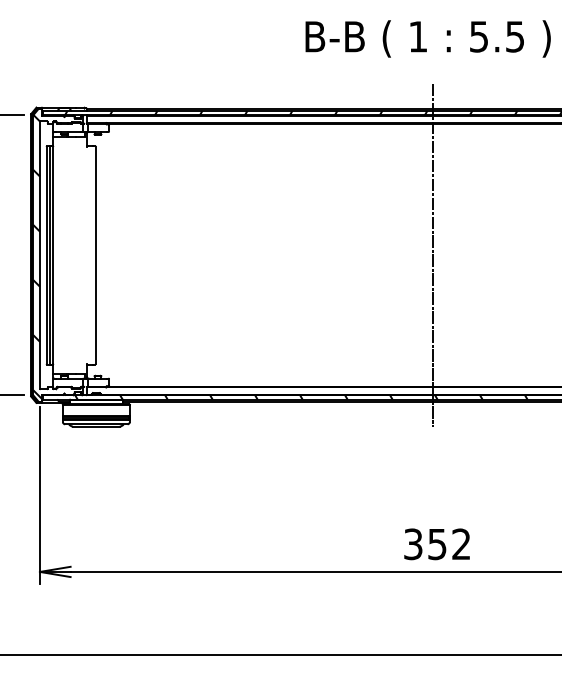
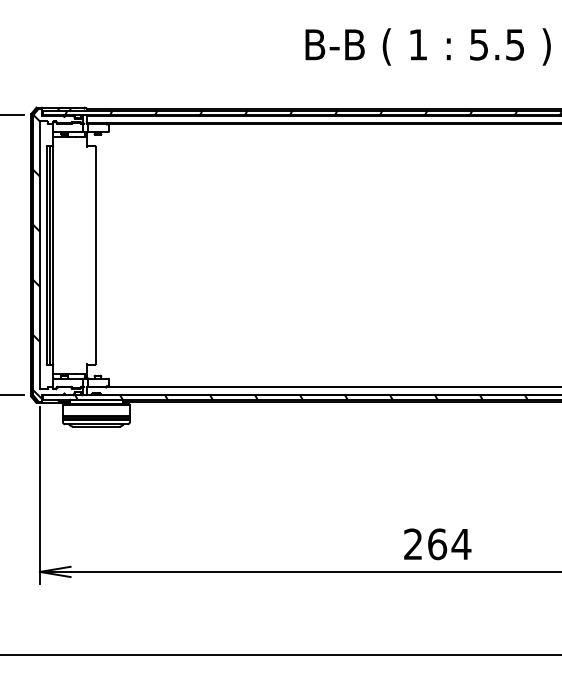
text position: (427, 38) -> (427, 46) (427, 46)
line: present -> none (432, 254)
text: 352 -> 264 (437, 544)
